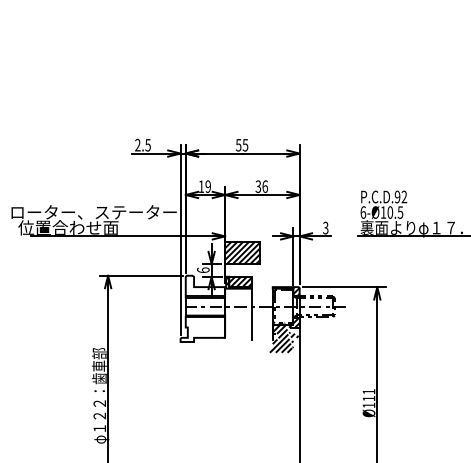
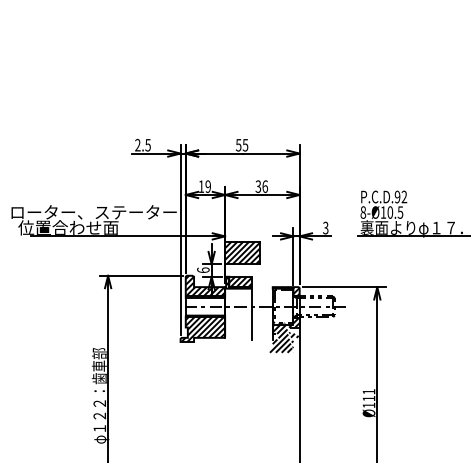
text: 6-Ø10.5 -> 8-Ø10.5 (363, 212)
hatch: none -> present (205, 286)
hatch: none -> present (203, 328)
